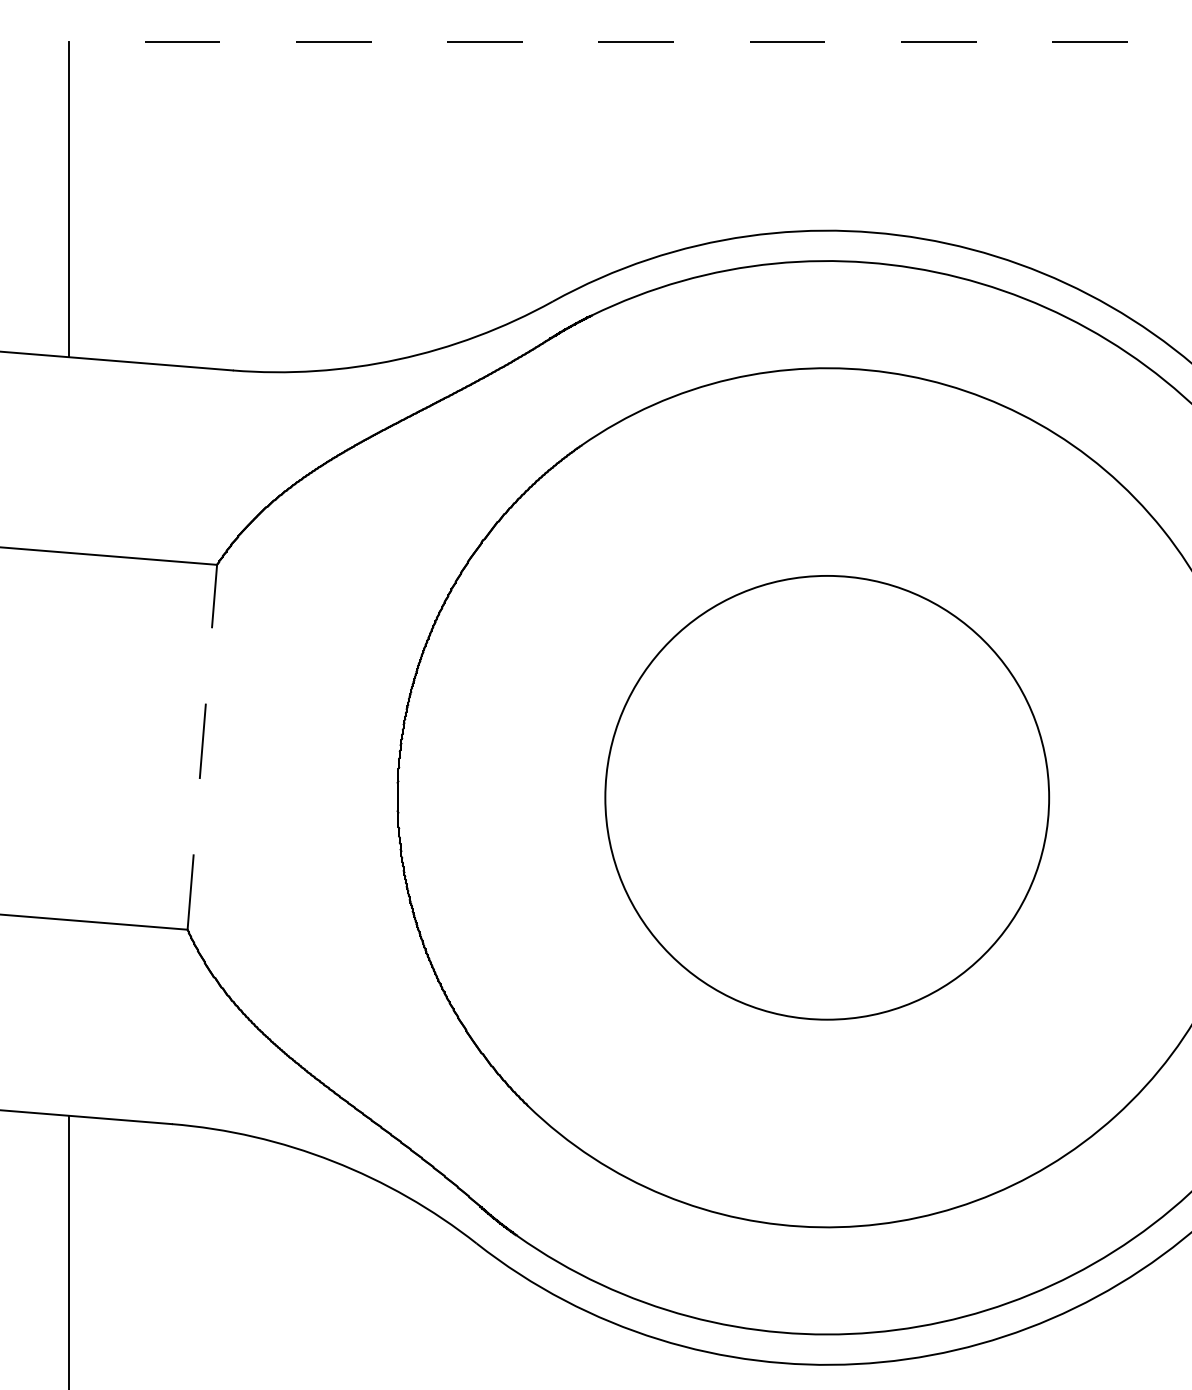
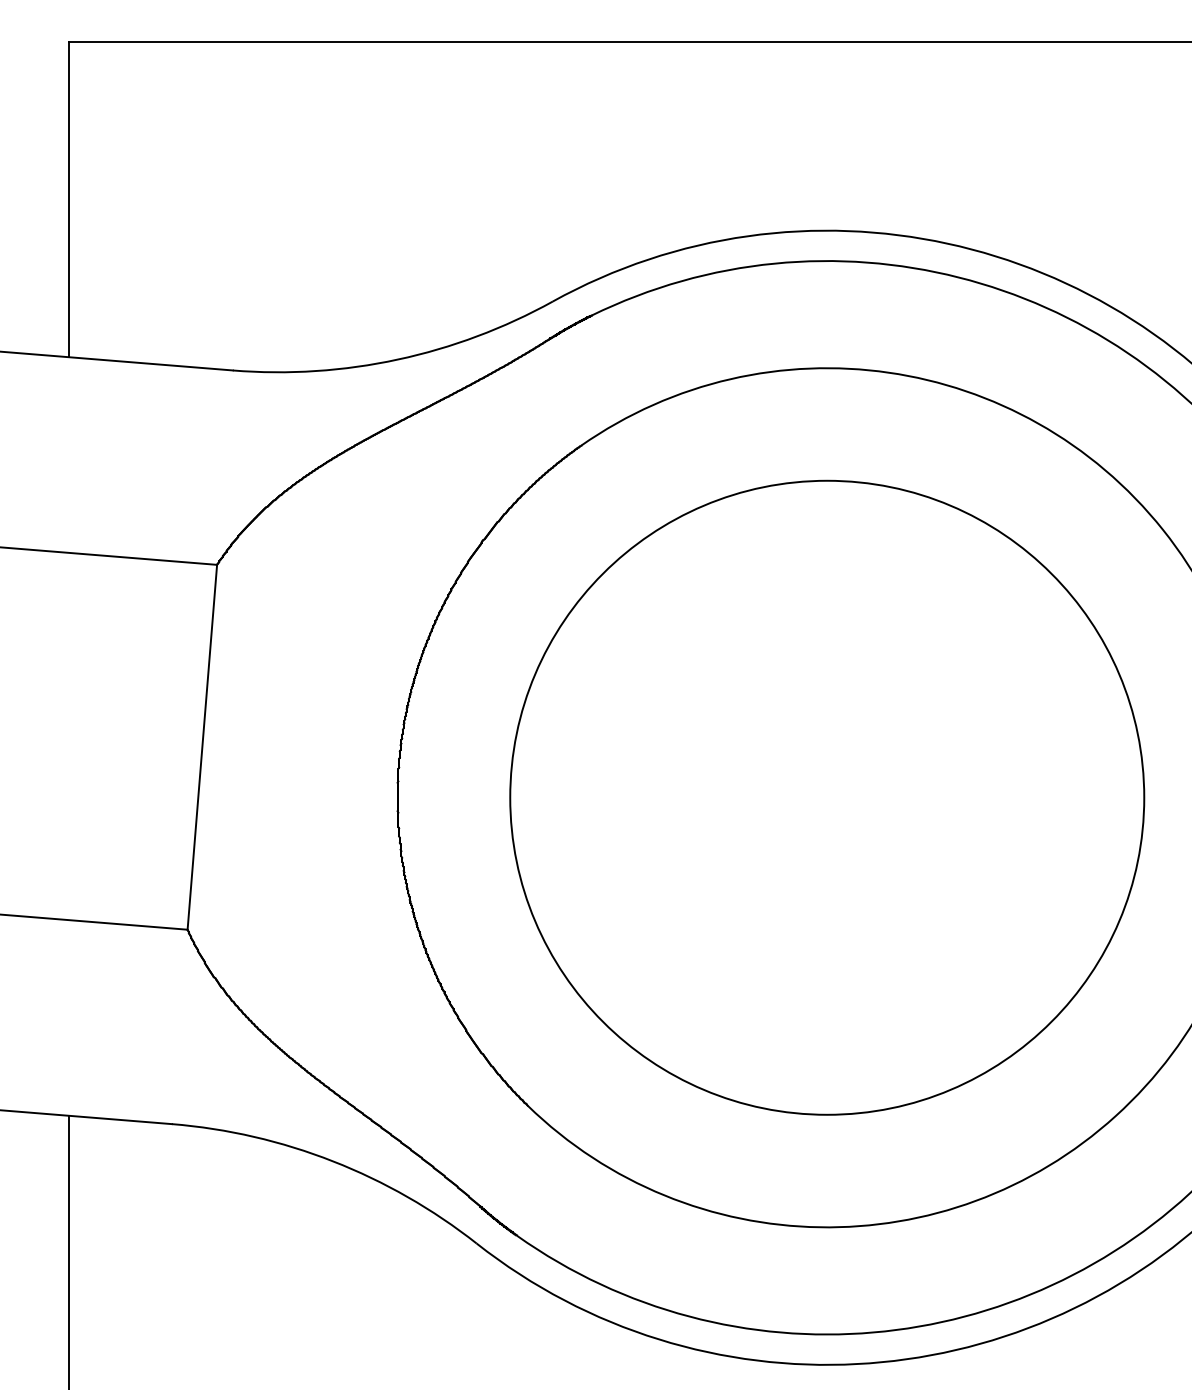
line: dashed -> solid (630, 41)
line: dashed -> solid (202, 746)
circle diameter: 444 px -> 634 px (827, 797)
